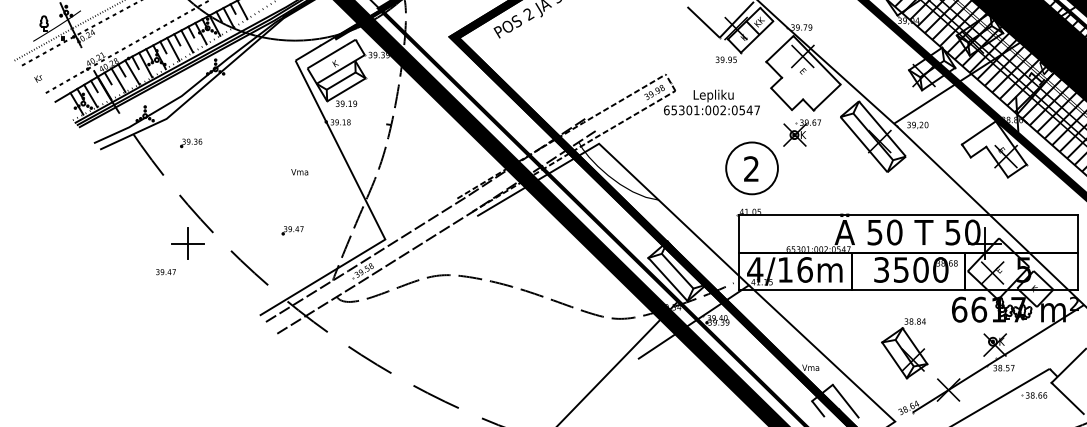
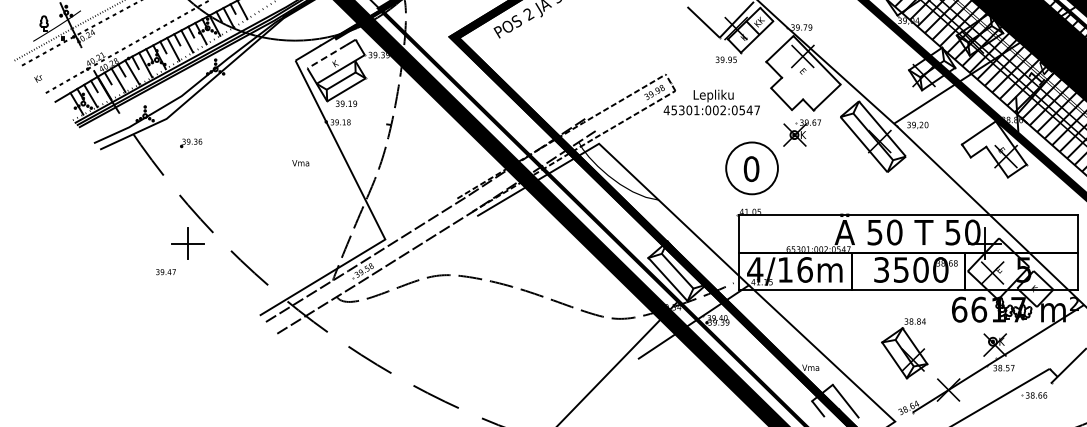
line: solid -> dashed (326, 57)
text: 65301:002:0547 -> 45301:002:0547 (666, 110)
text: 2 -> 0 (751, 169)
text position: (299, 172) -> (300, 163) (300, 163)
part: present -> none (292, 230)
line: present -> none (1067, 397)
